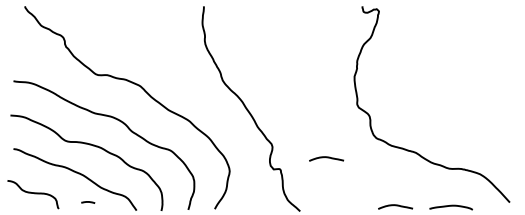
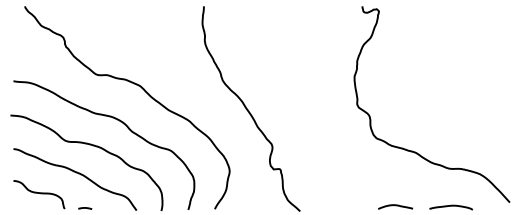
curve: present -> none (326, 158)
curve position: (33, 193) -> (39, 193) (39, 193)
line position: (88, 202) -> (85, 208) (85, 208)
